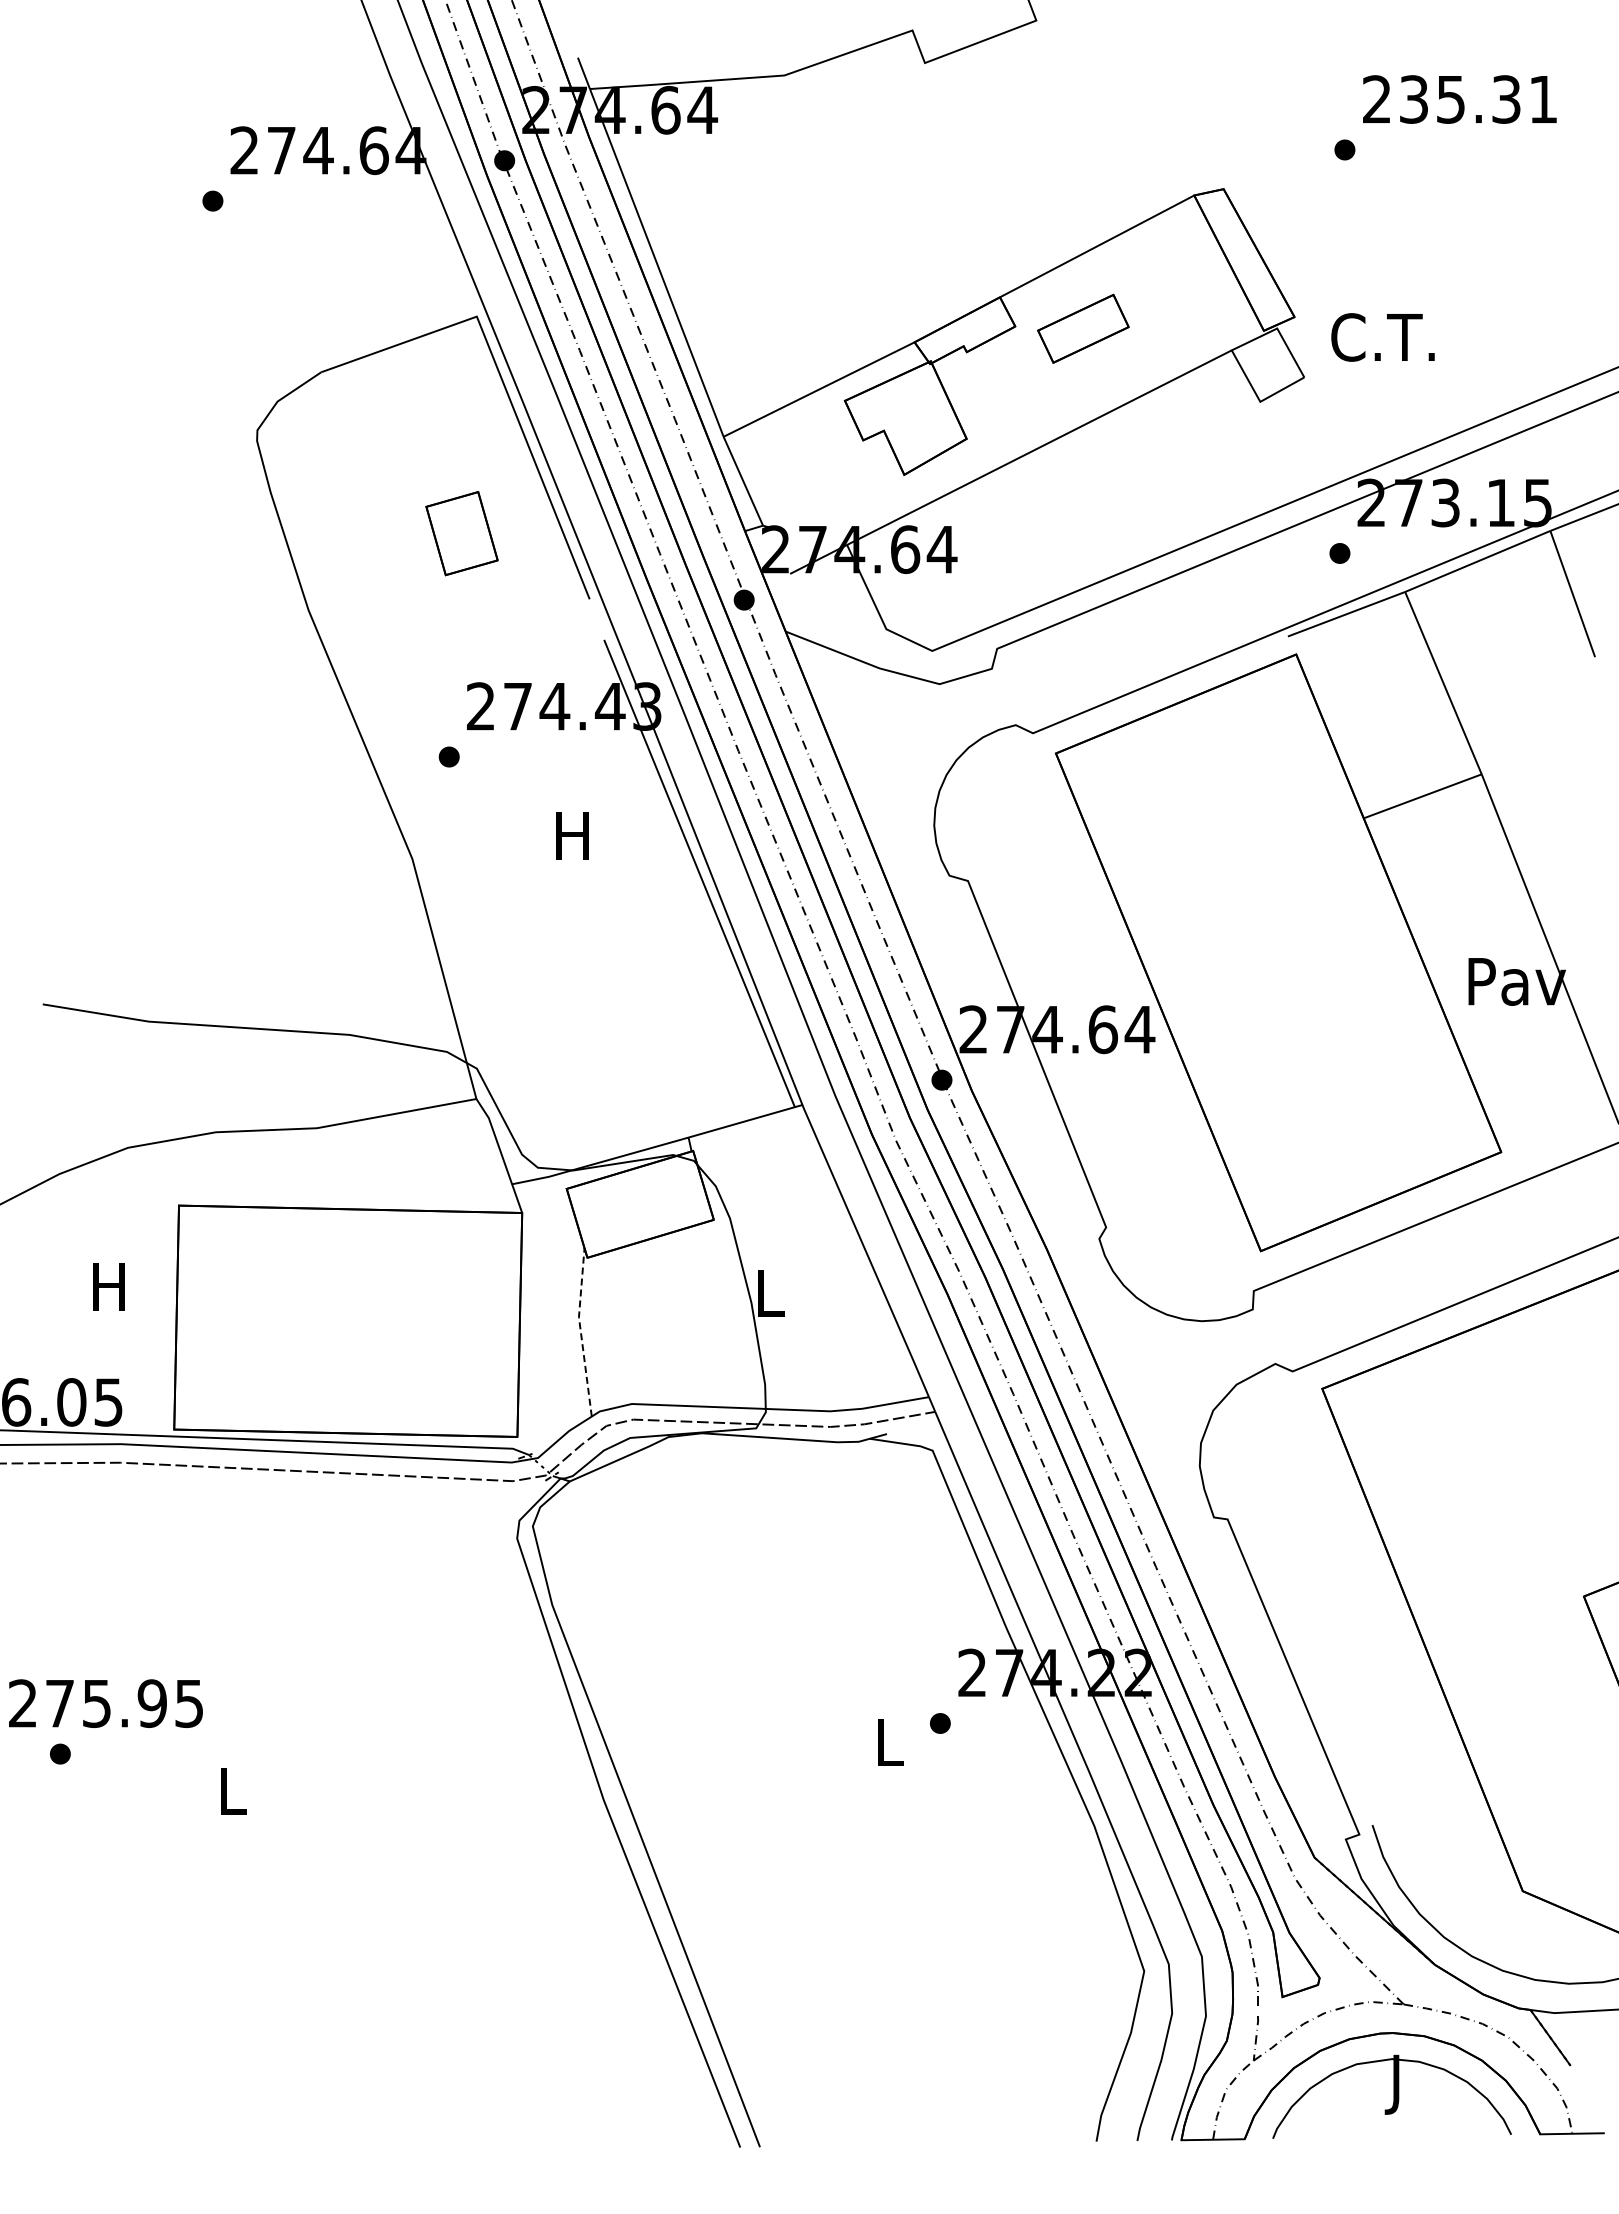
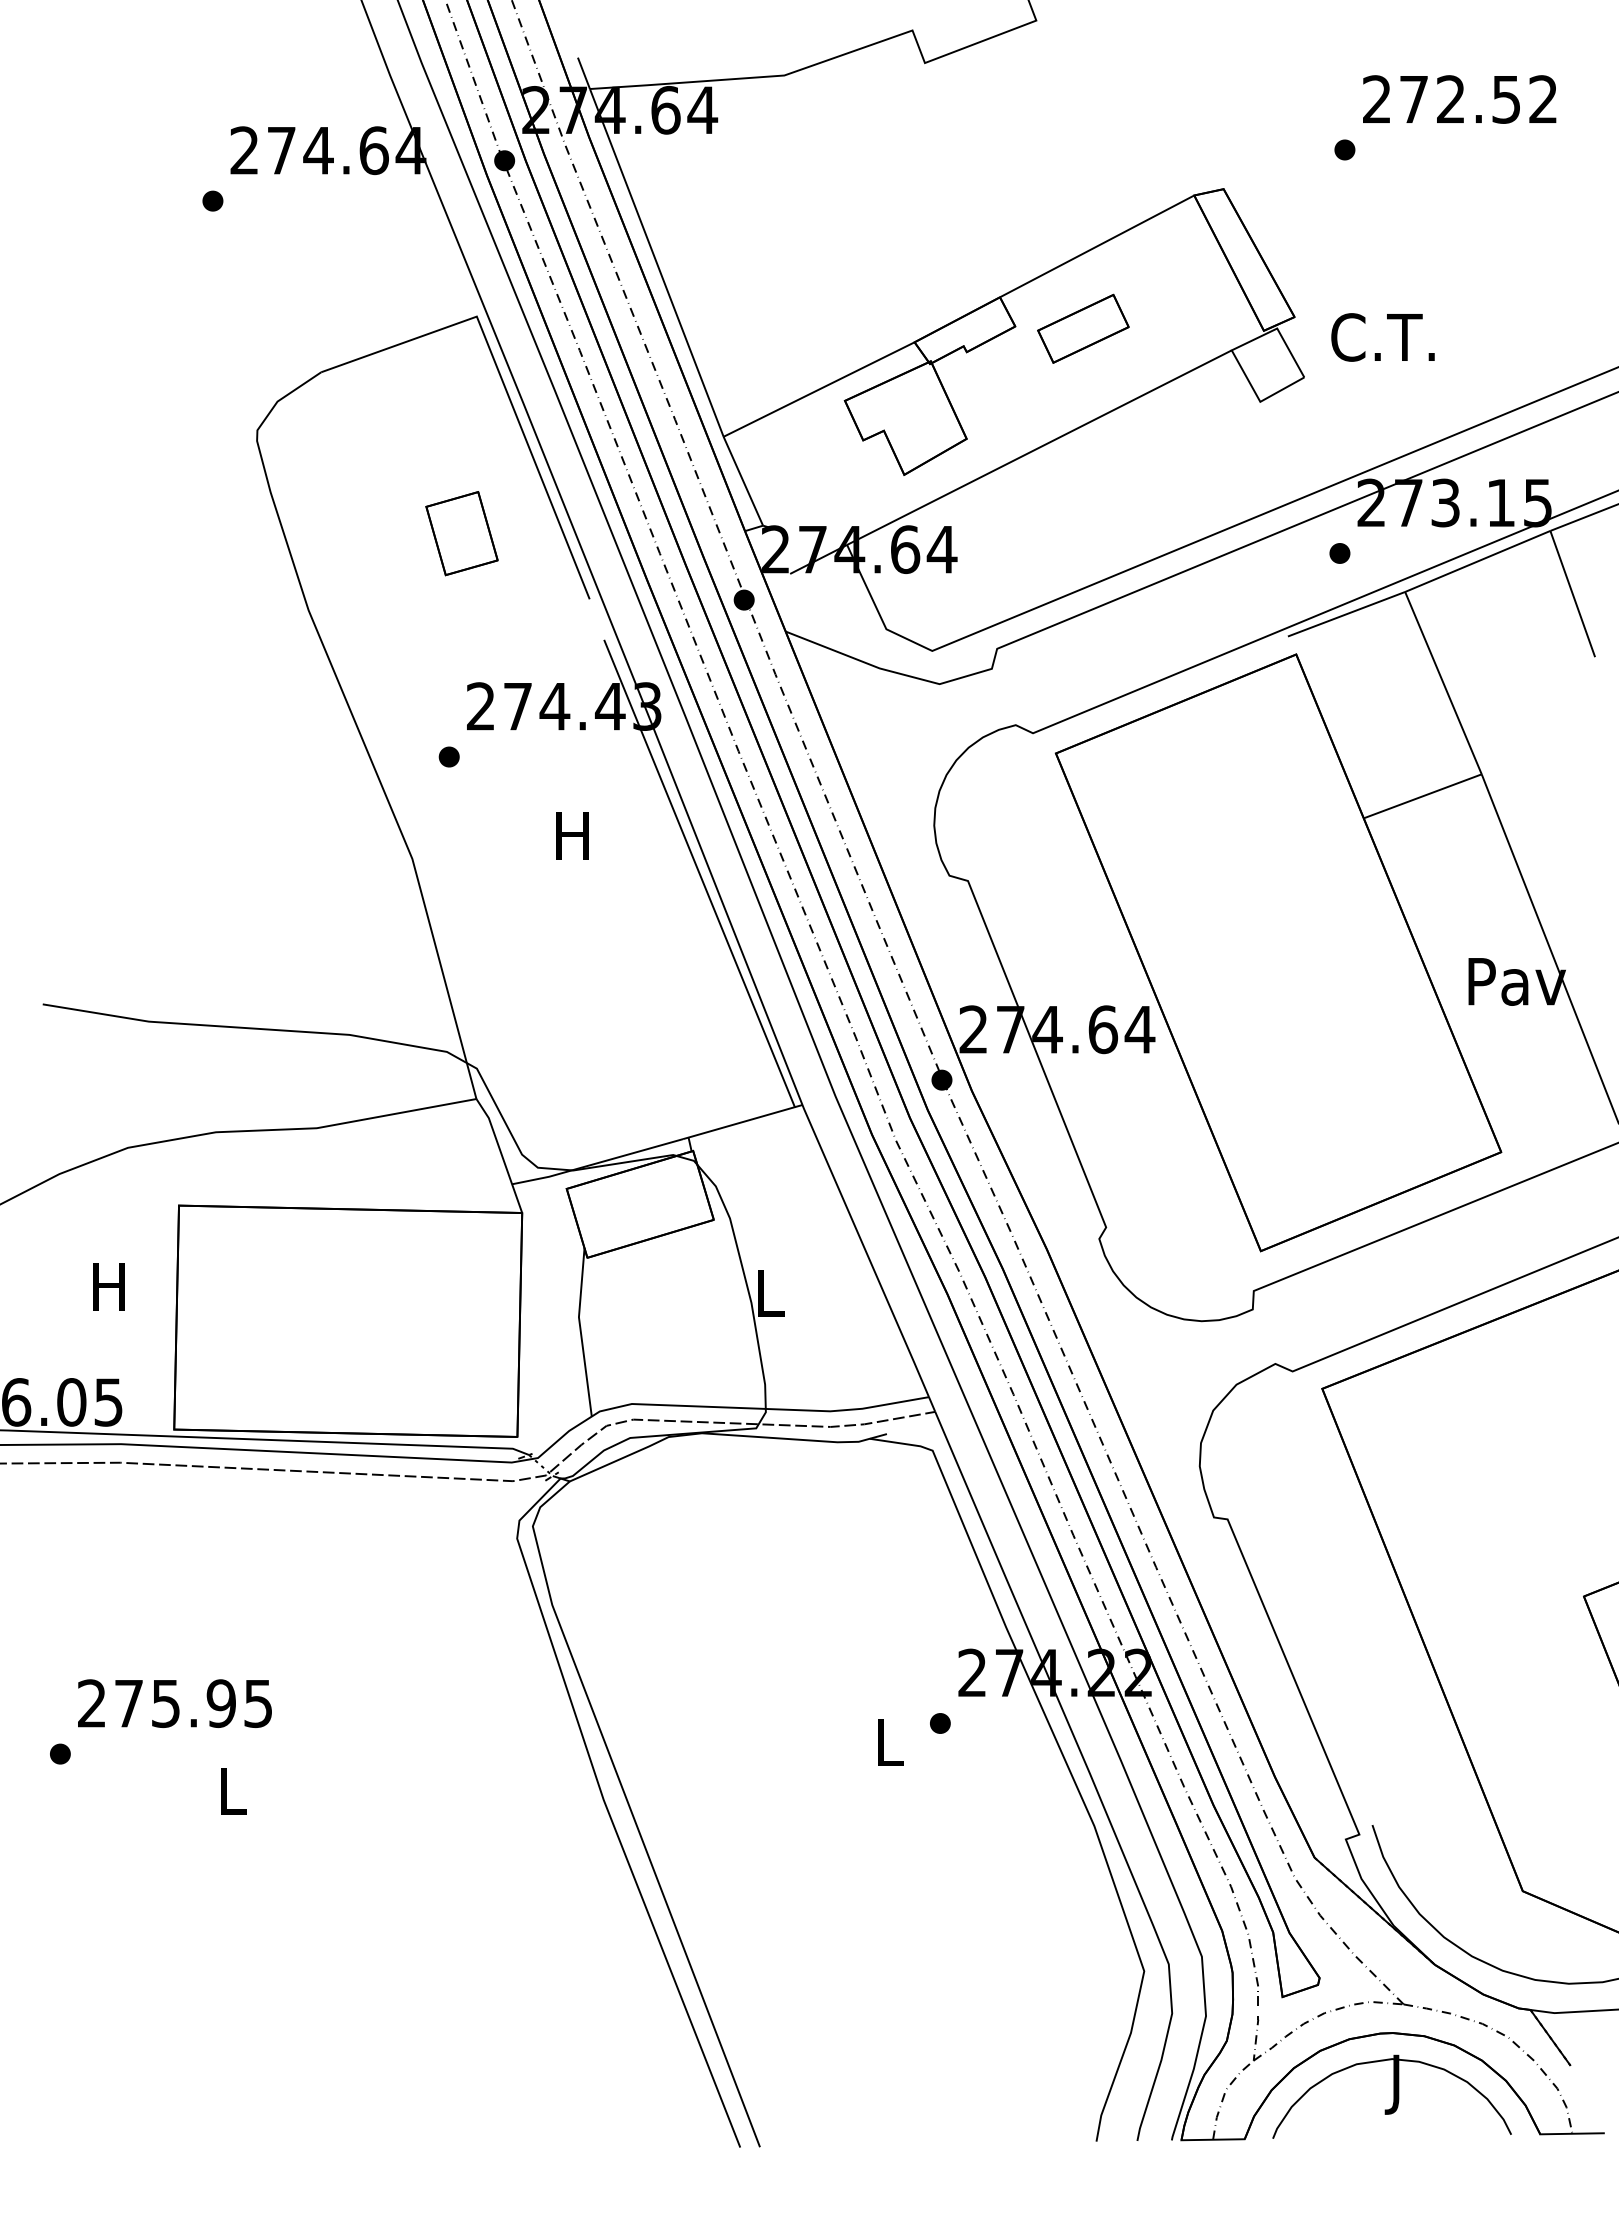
text: 235.31 -> 272.52 (1478, 99)
line: dashed -> solid (580, 1332)
text position: (105, 1703) -> (174, 1703) (174, 1703)
